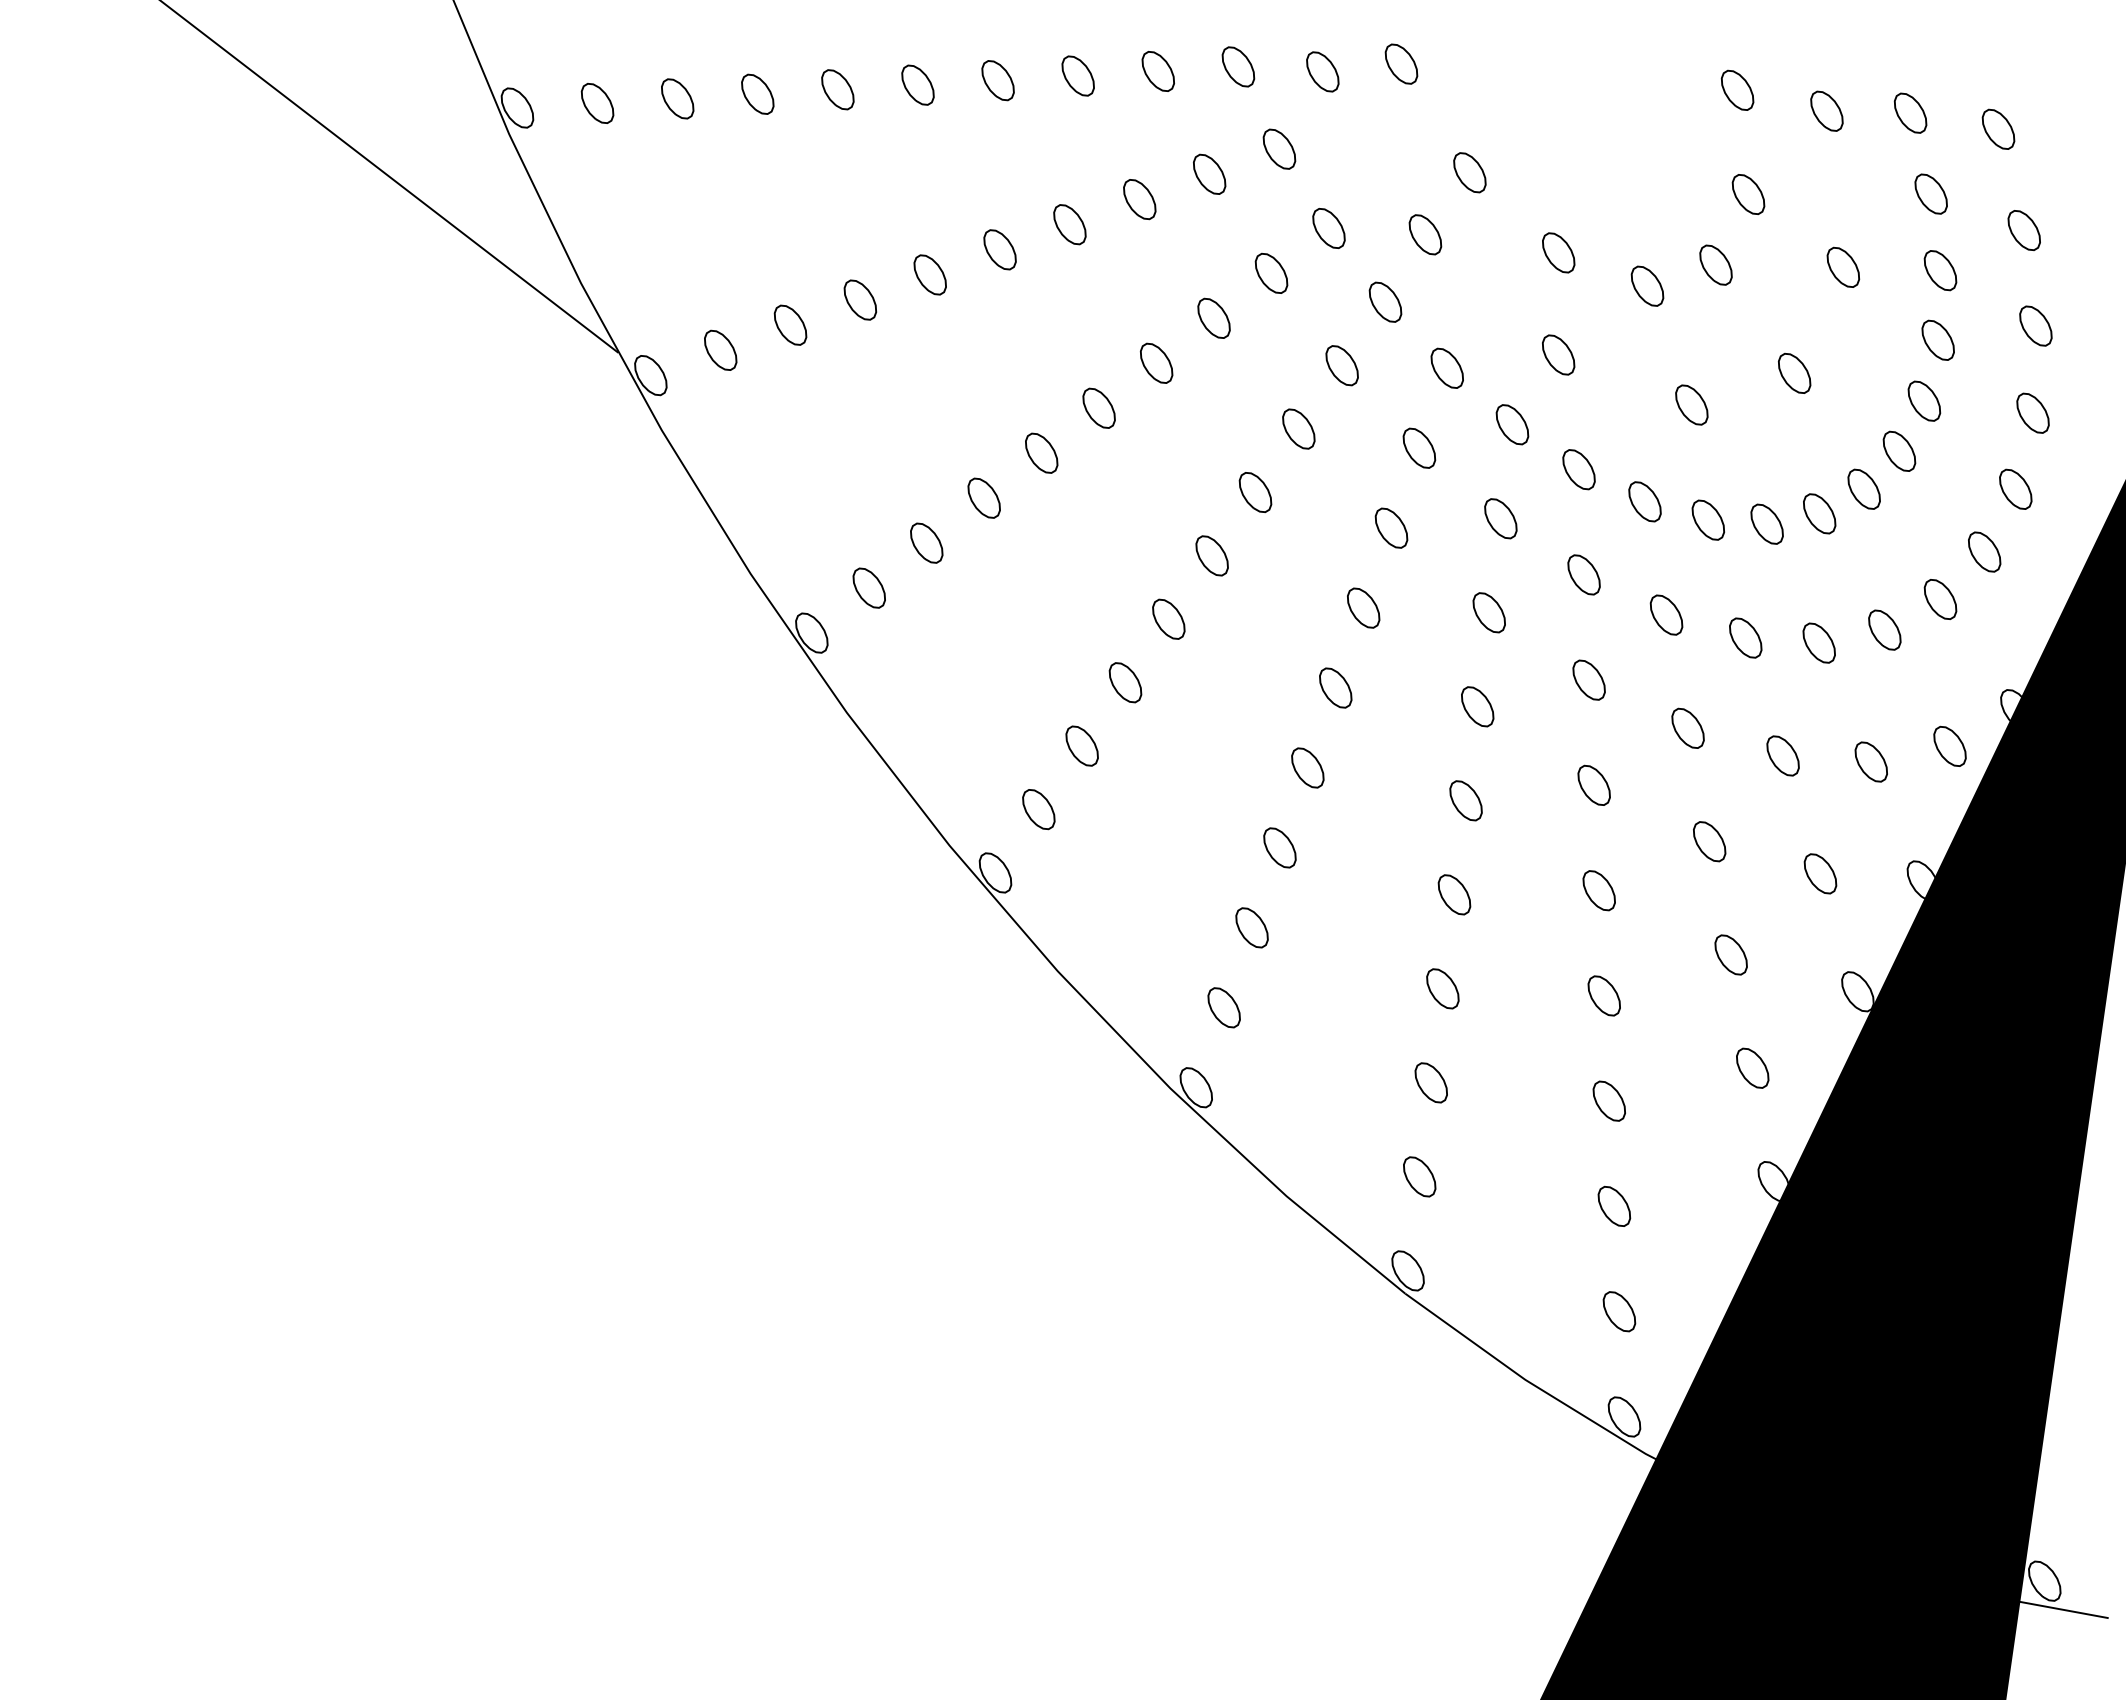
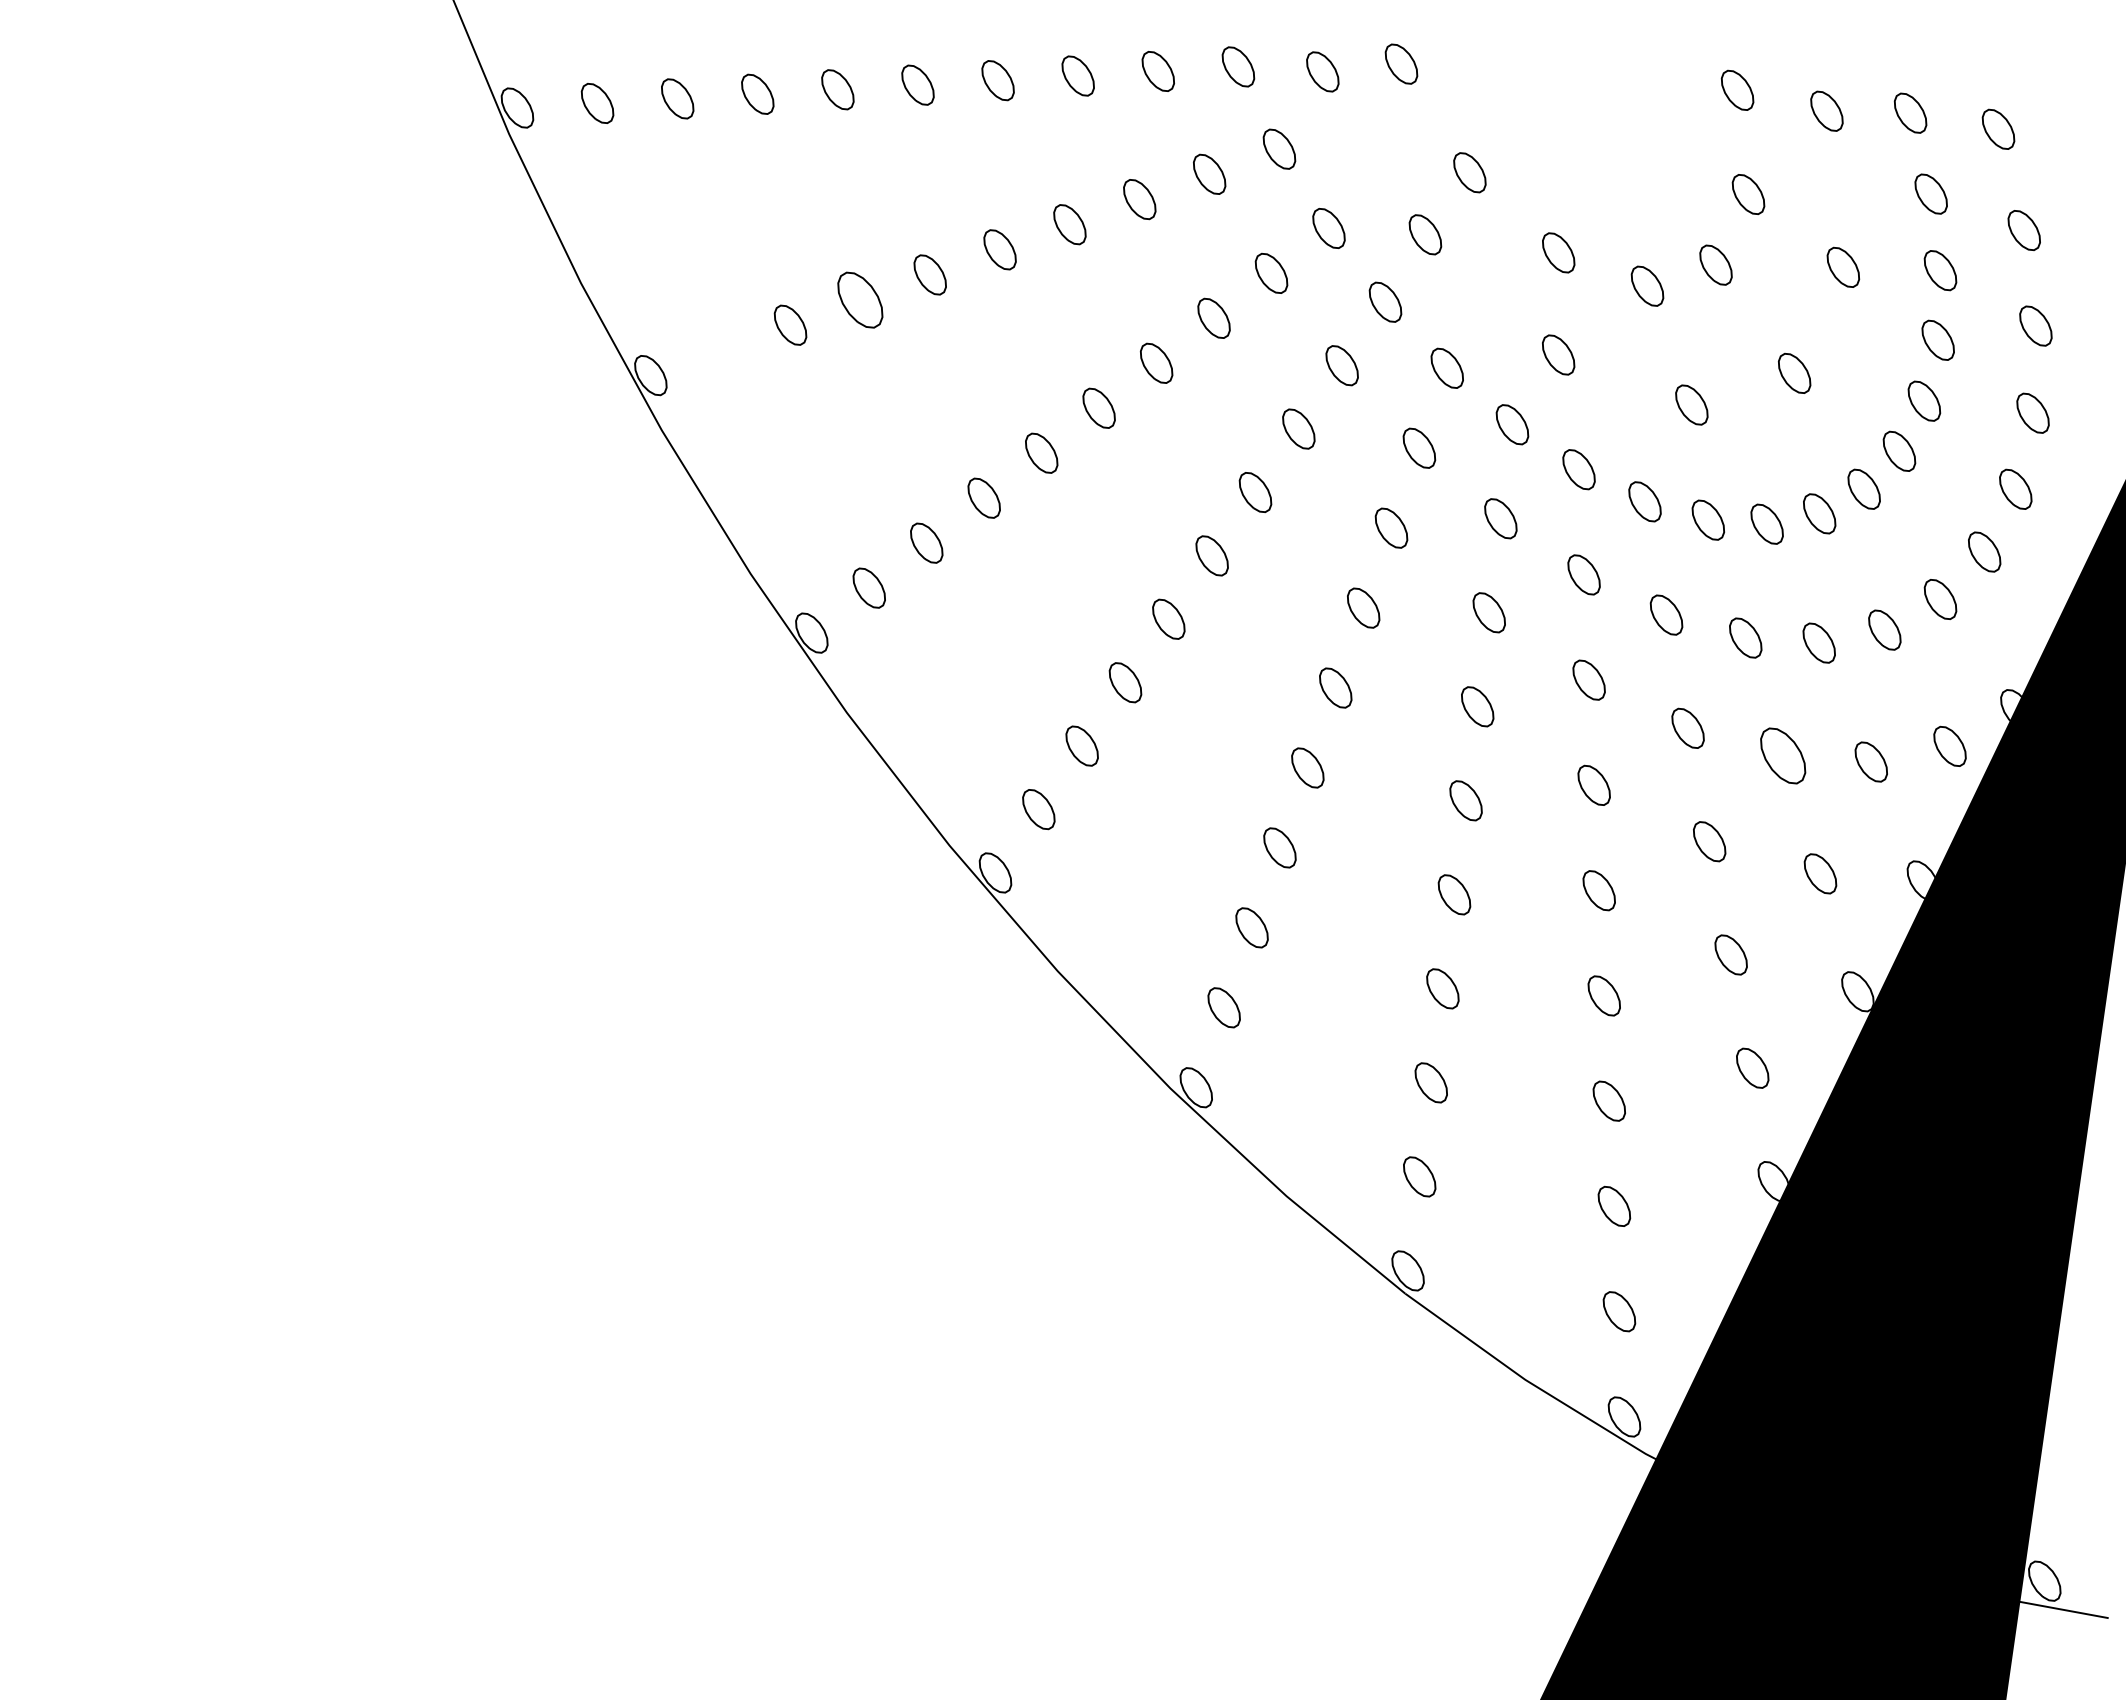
line: present -> none (389, 177)
part size: 35x42 px -> 47x58 px (860, 299)
part: present -> none (720, 349)
part size: 34x42 px -> 47x58 px (1783, 755)
